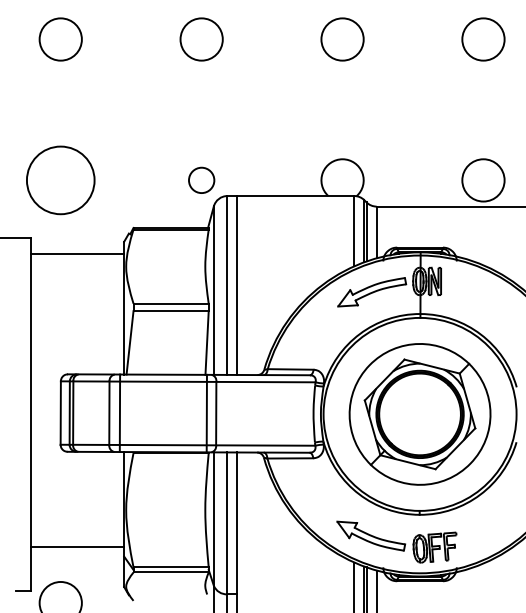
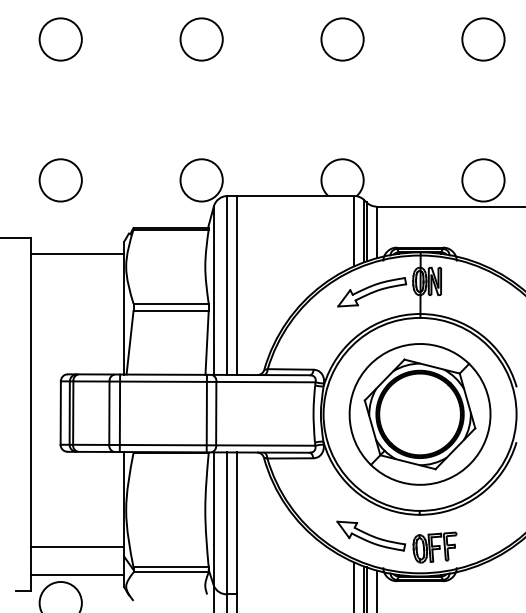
circle diameter: 68 px -> 42 px (60, 180)
circle diameter: 25 px -> 42 px (201, 180)
line: none -> present (77, 575)
